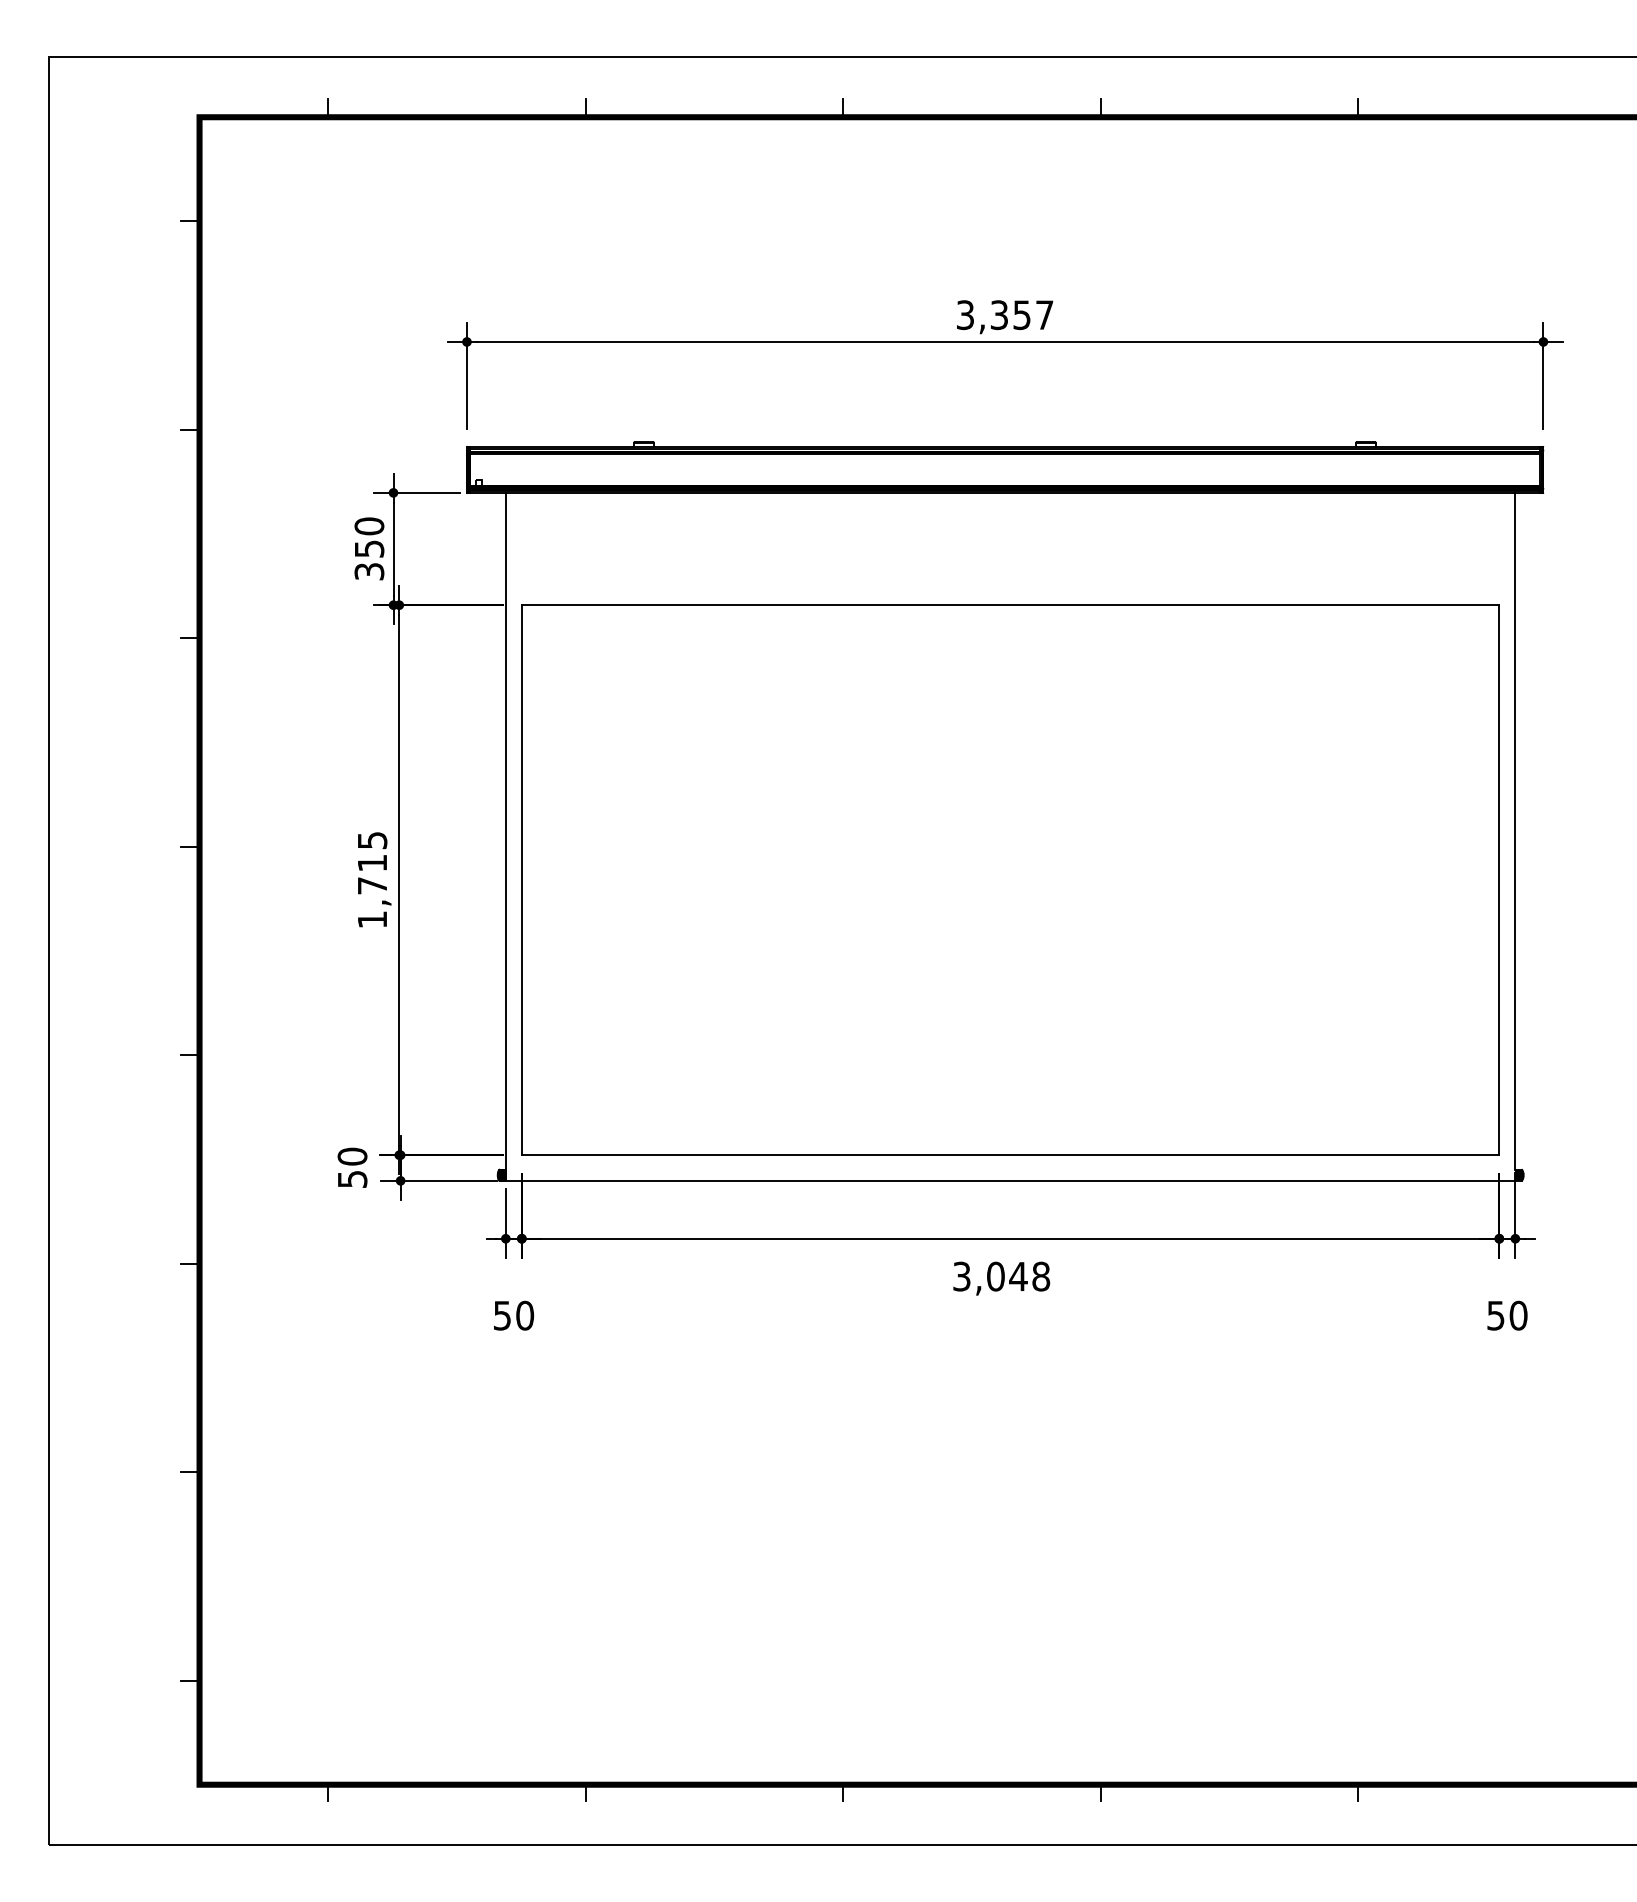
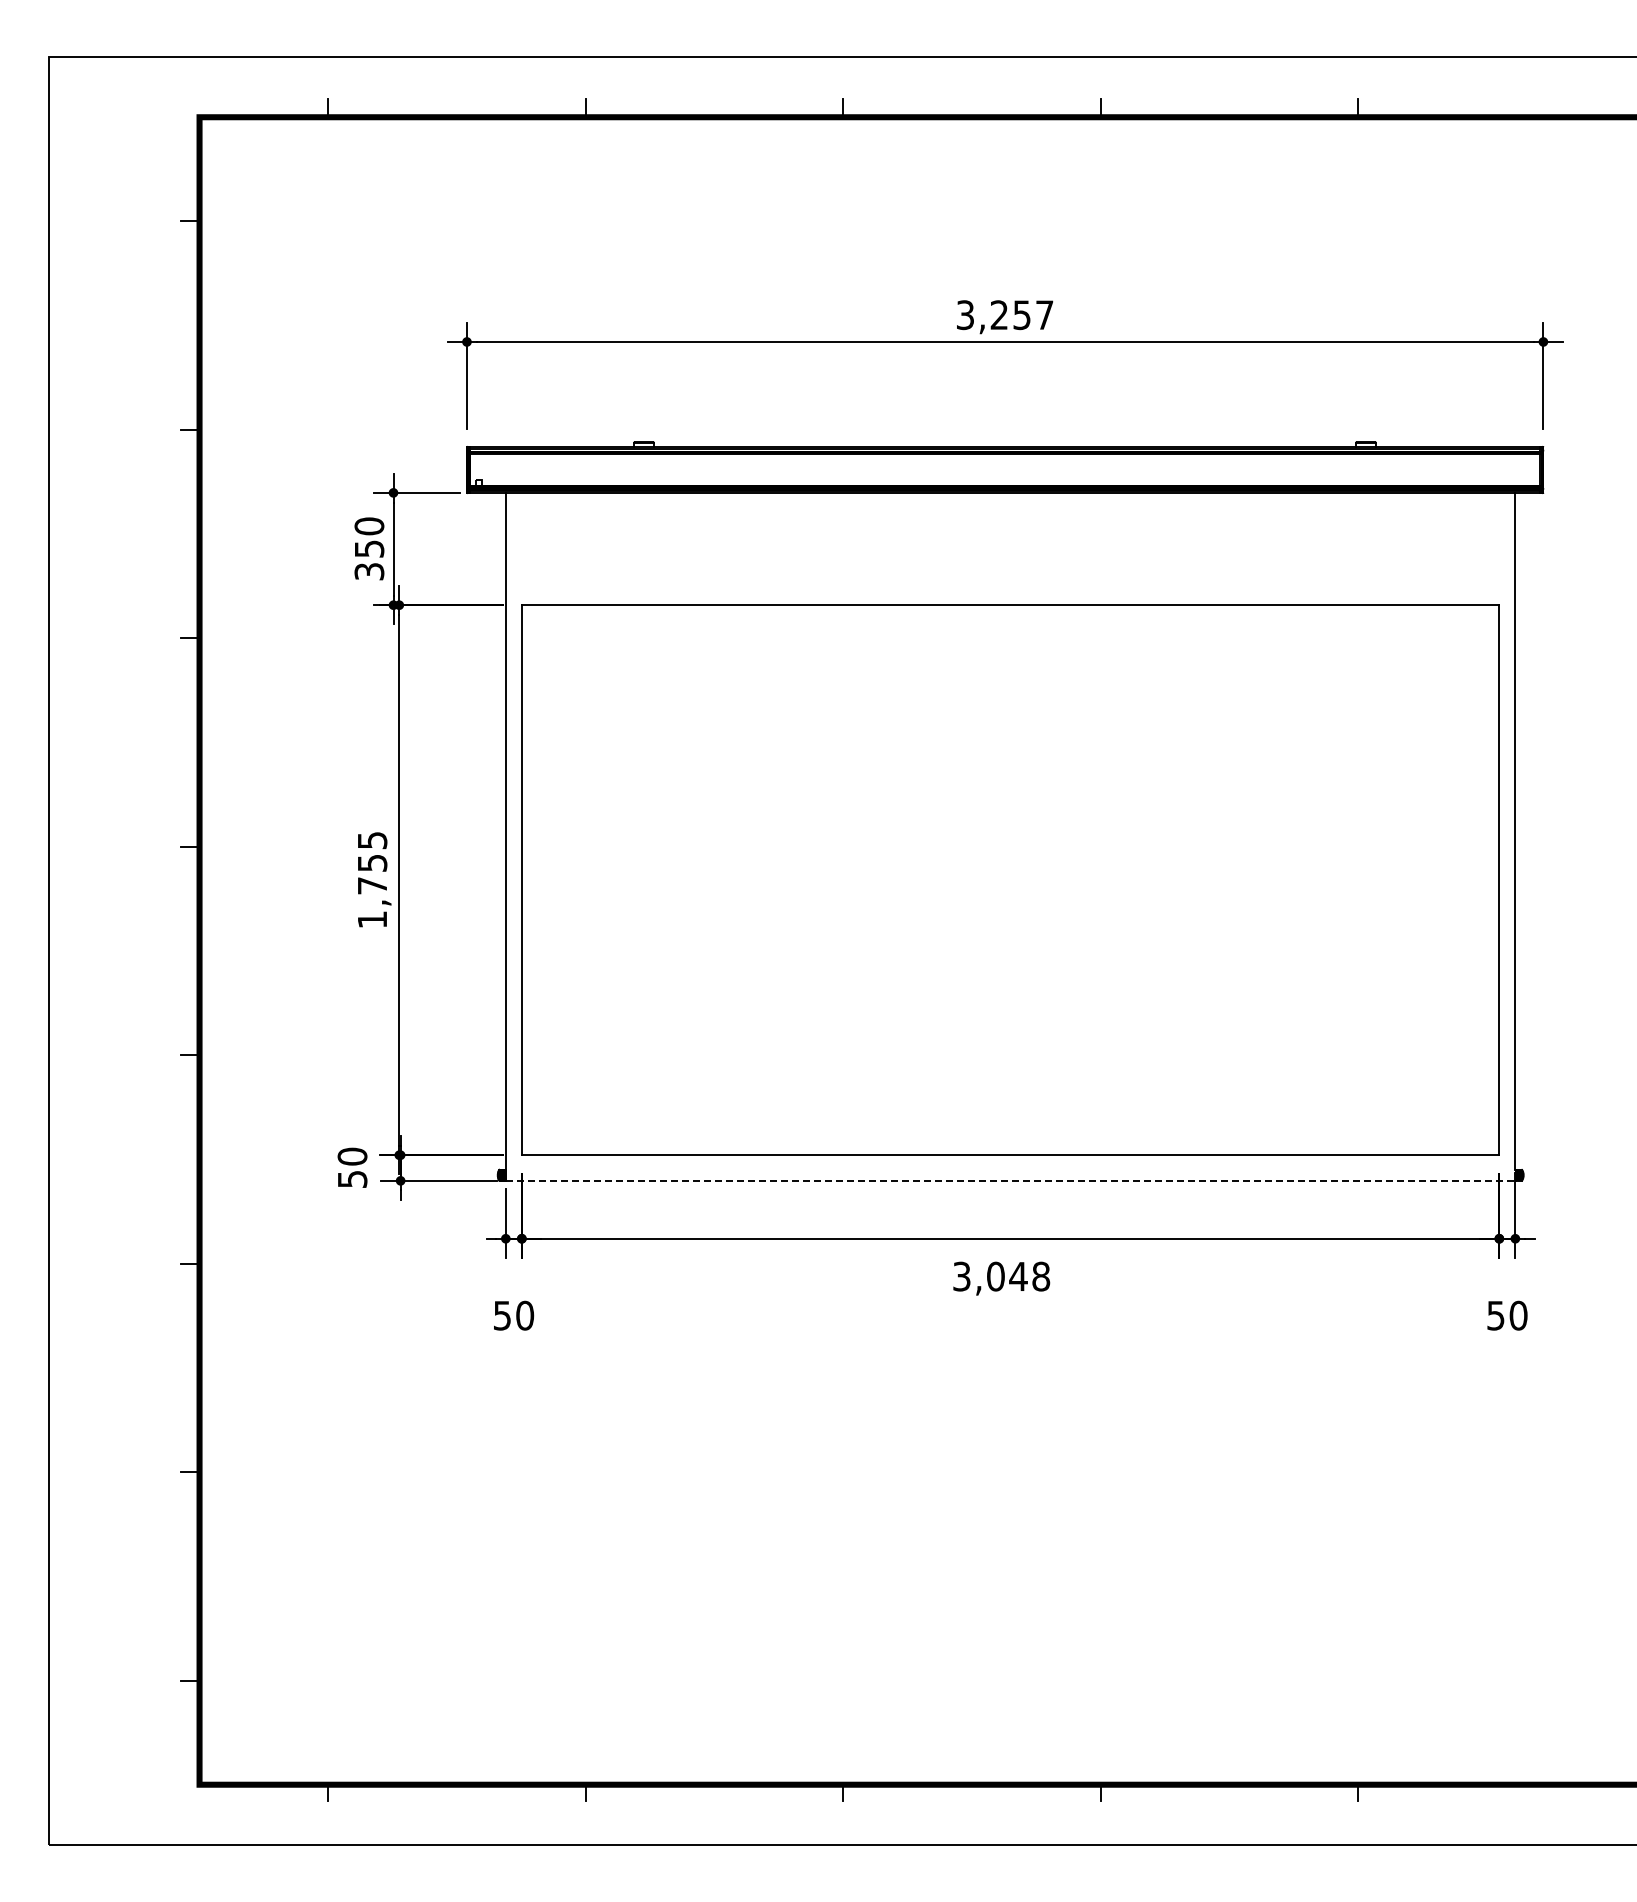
text: 3,357 -> 3,257 (998, 315)
text: 1,715 -> 1,755 (372, 863)
line: solid -> dashed (1011, 1180)
